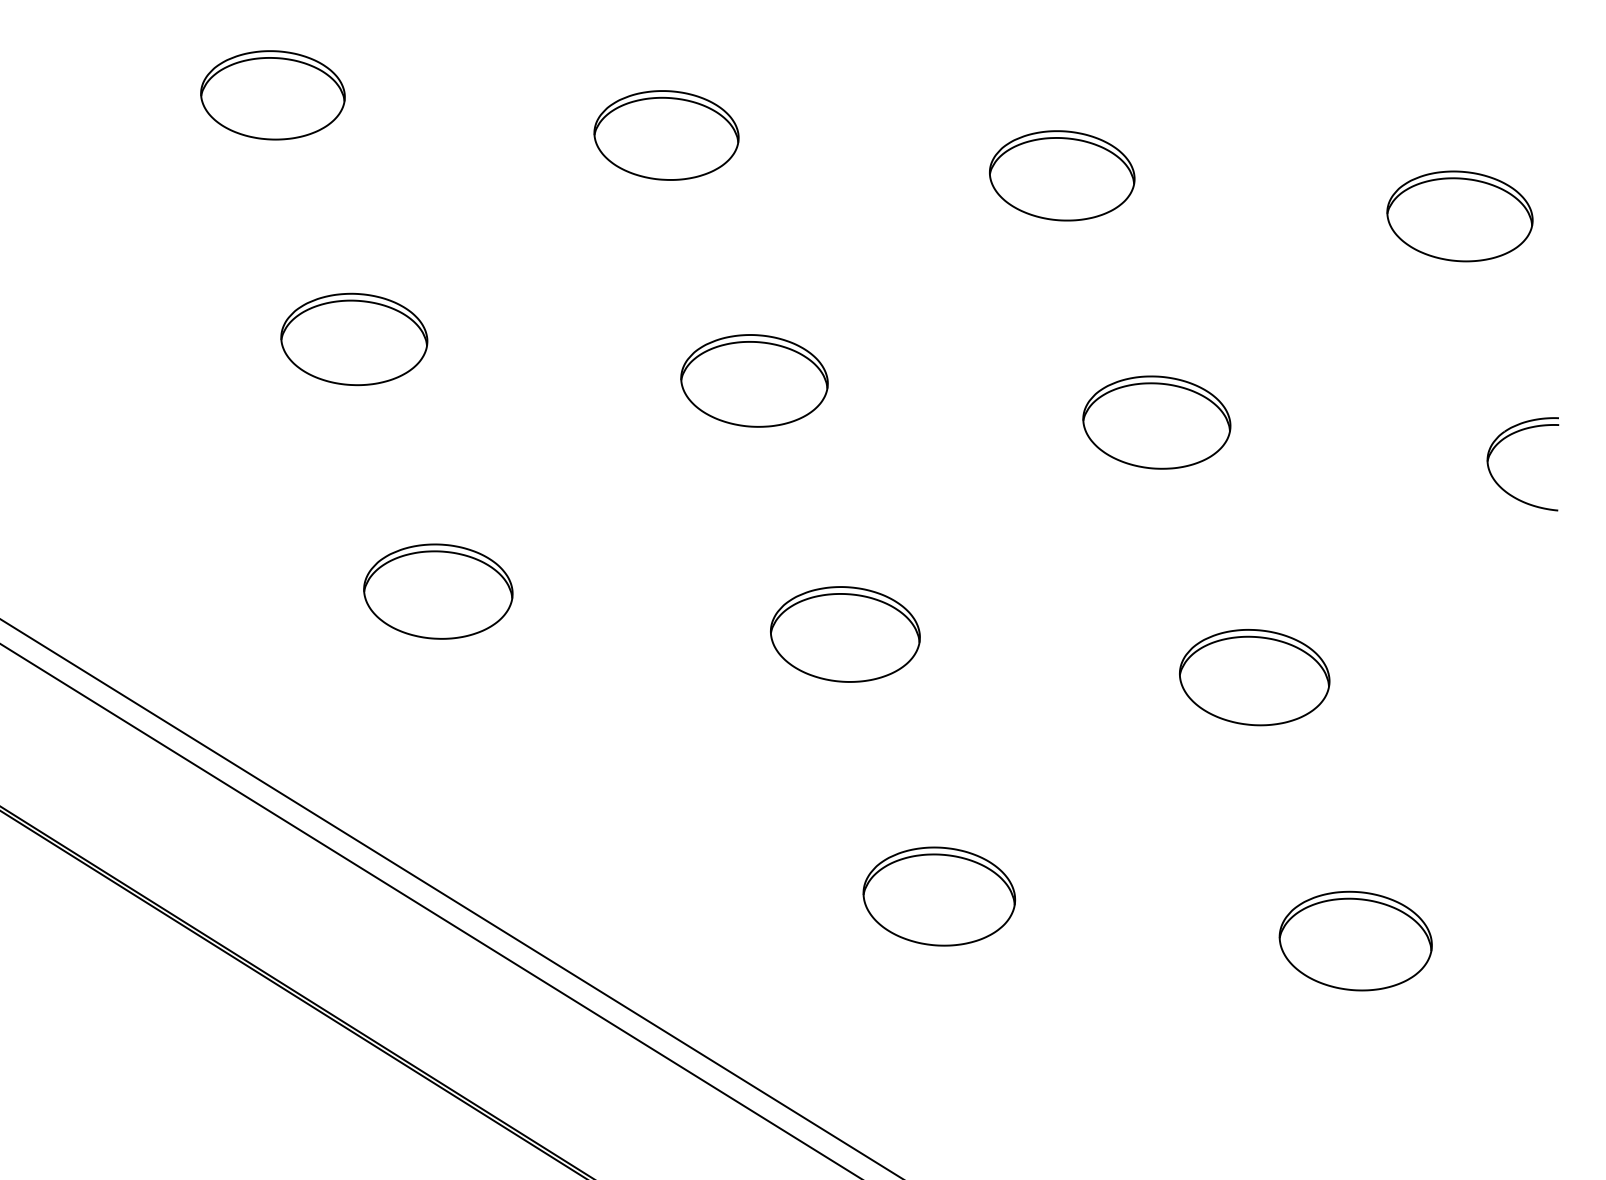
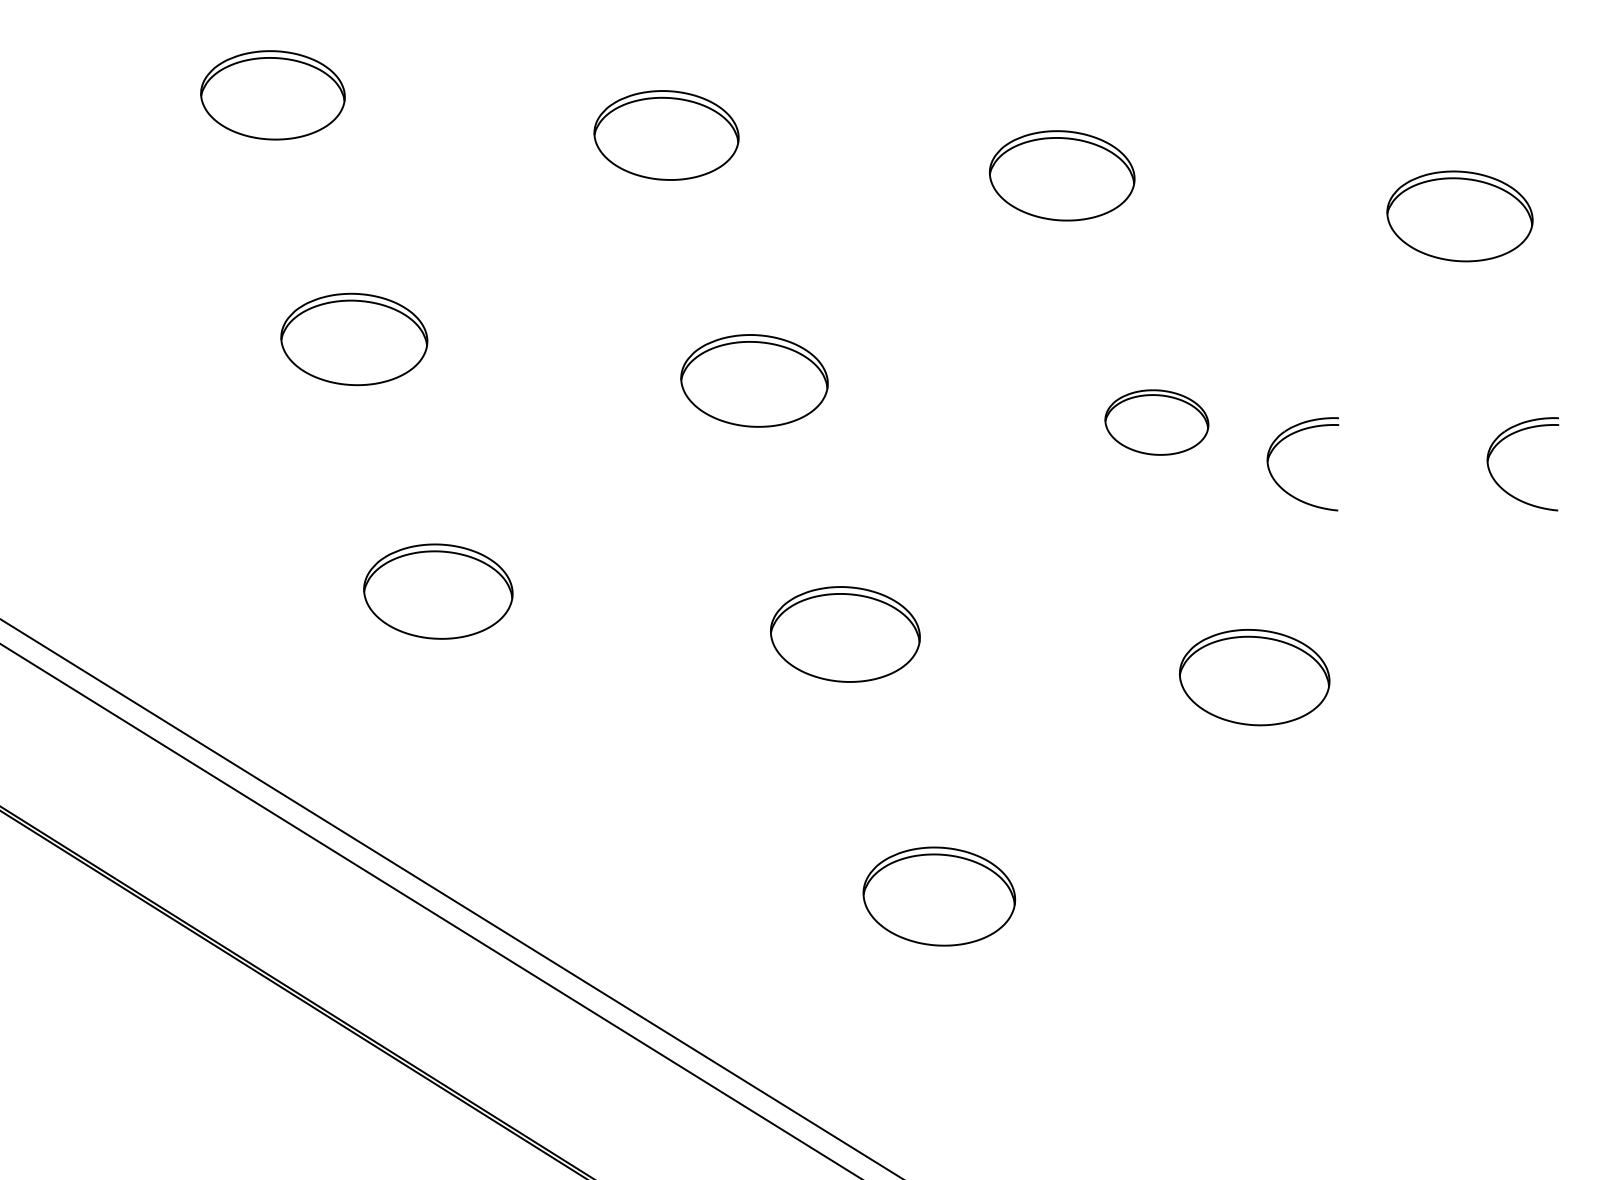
part size: 150x95 px -> 106x67 px (1156, 422)
part: none -> present (1280, 485)
part: present -> none (1355, 940)
